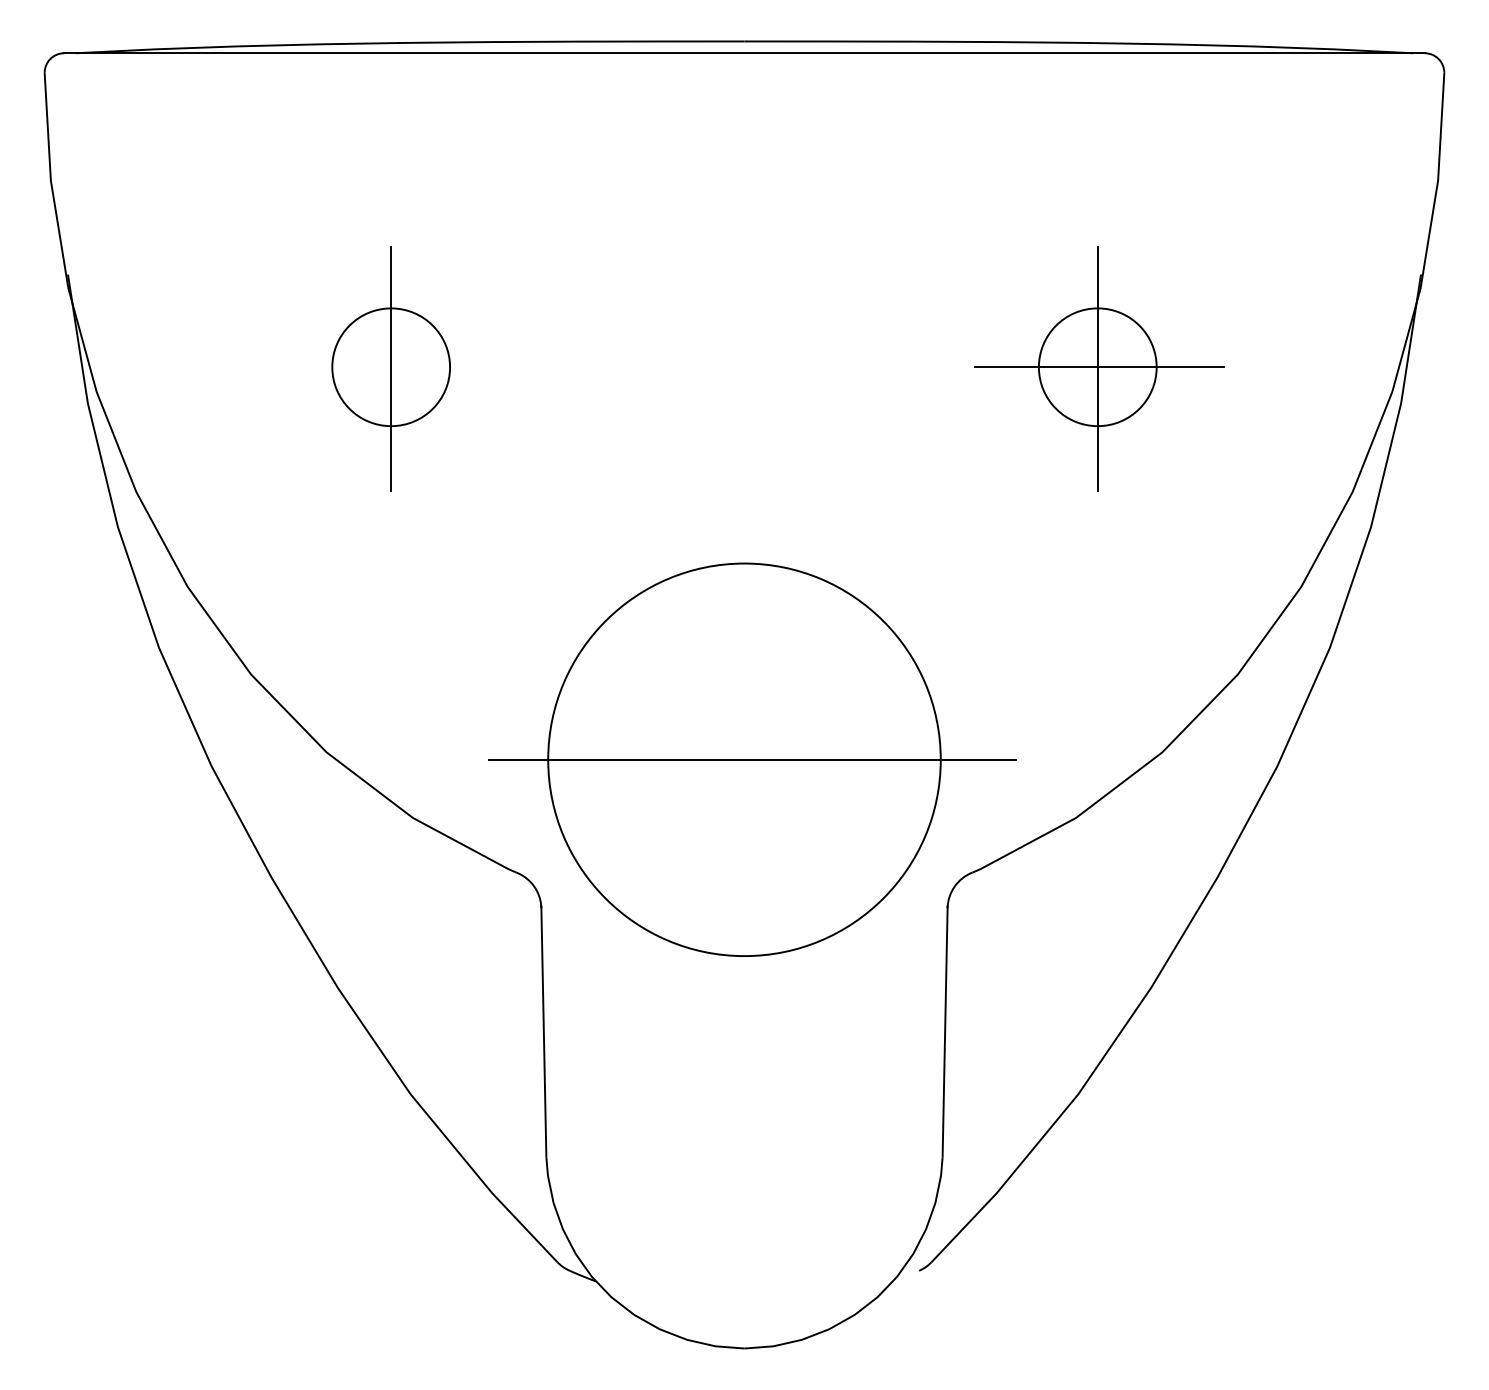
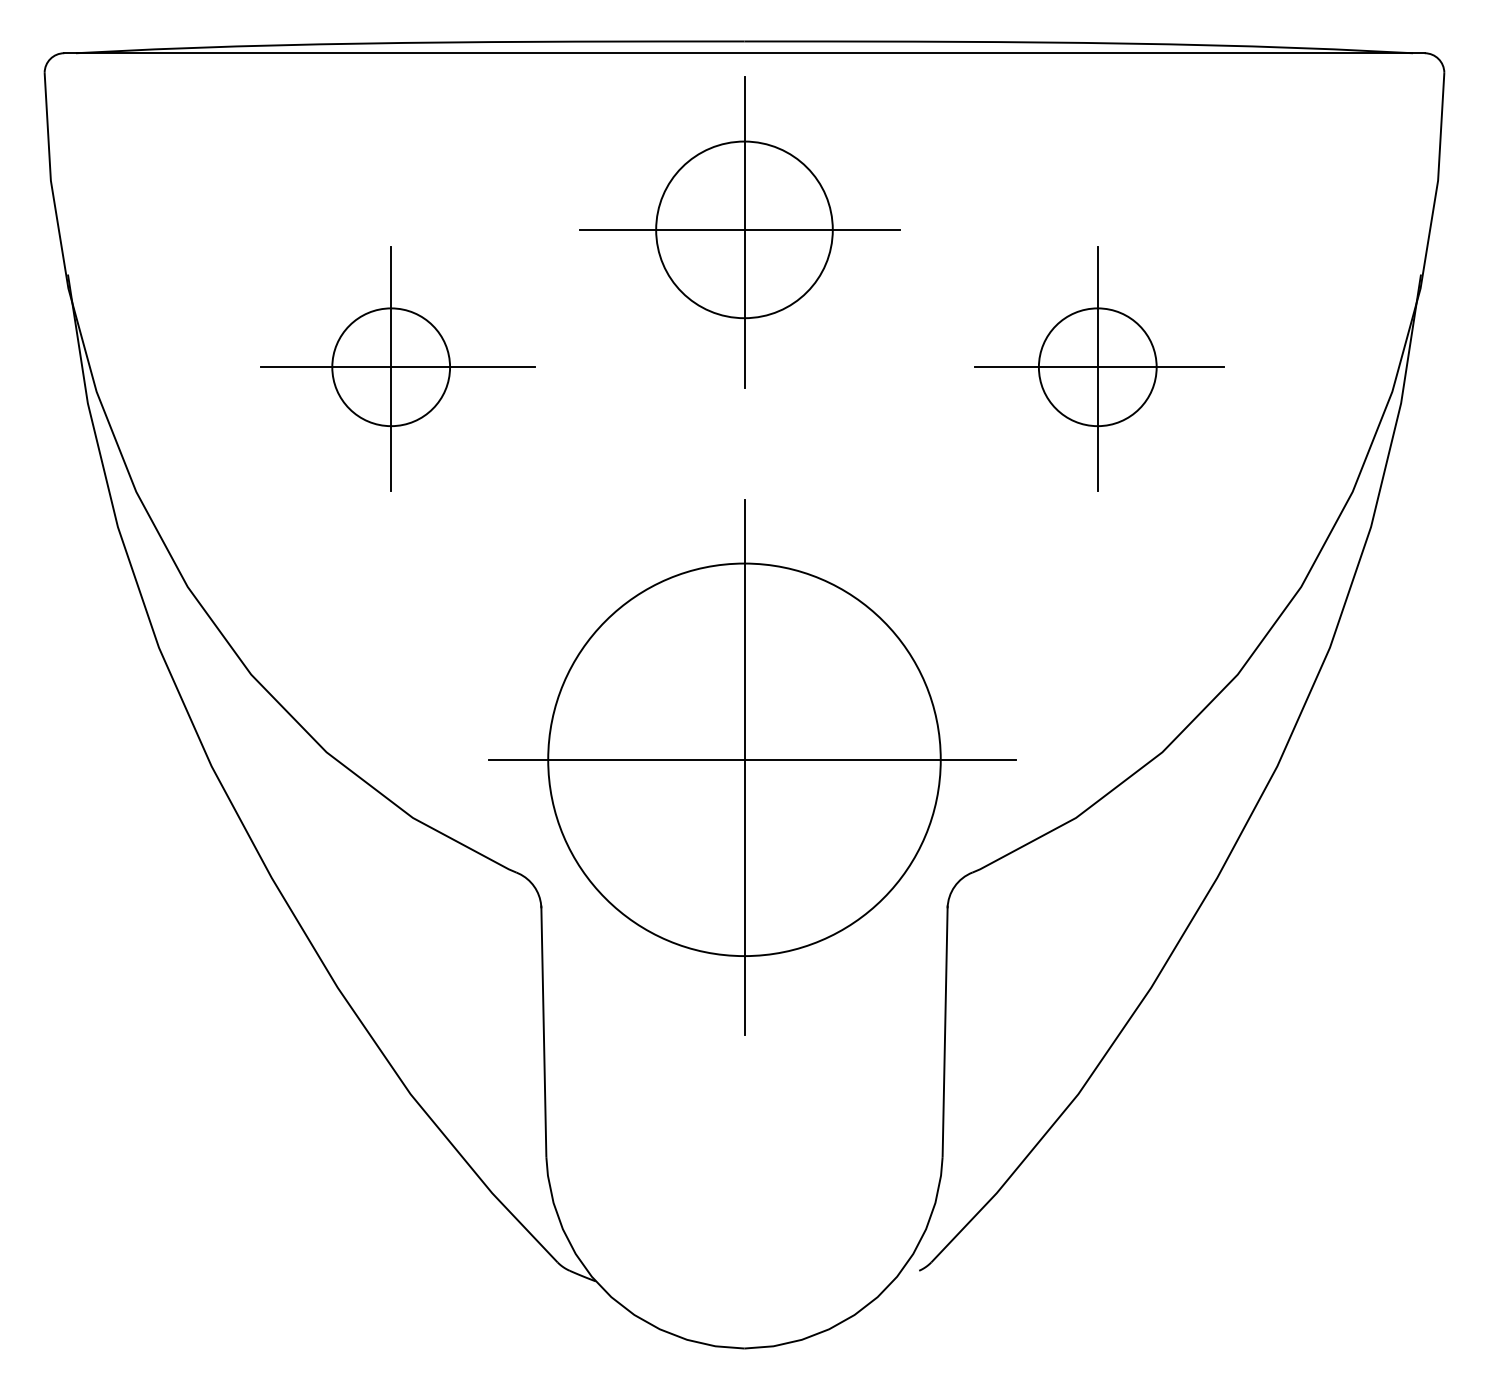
part: none -> present (739, 232)
line: none -> present (397, 367)
line: none -> present (744, 766)
